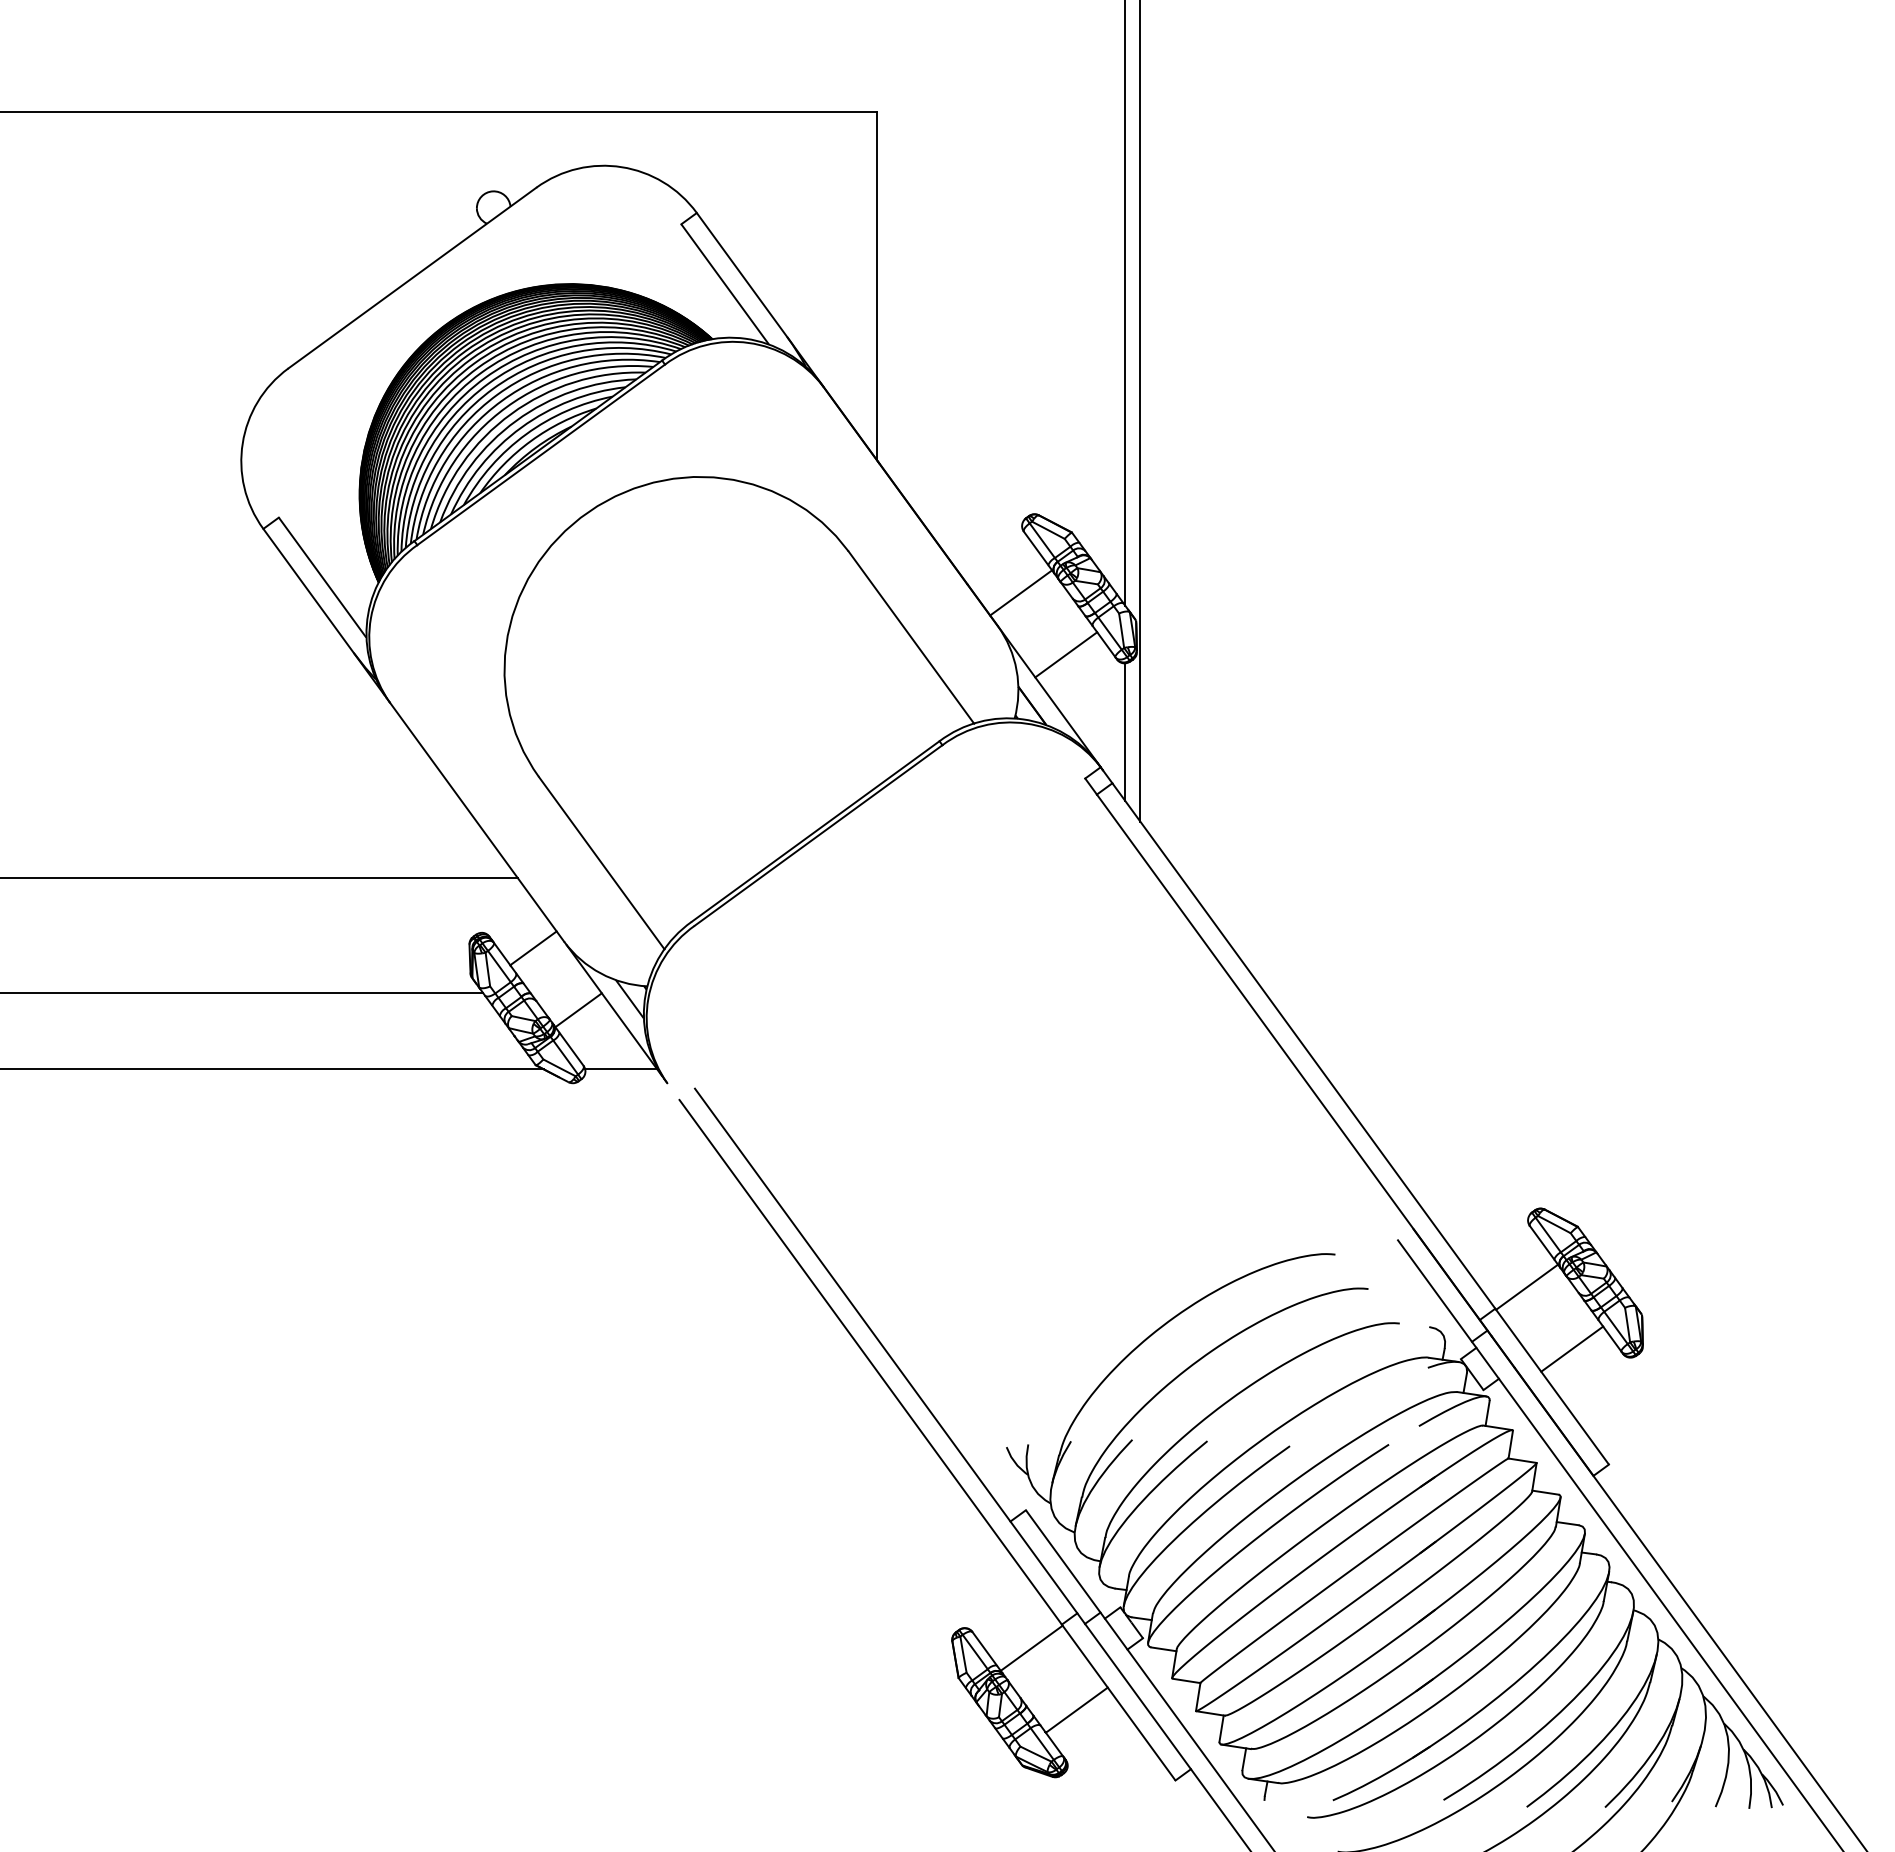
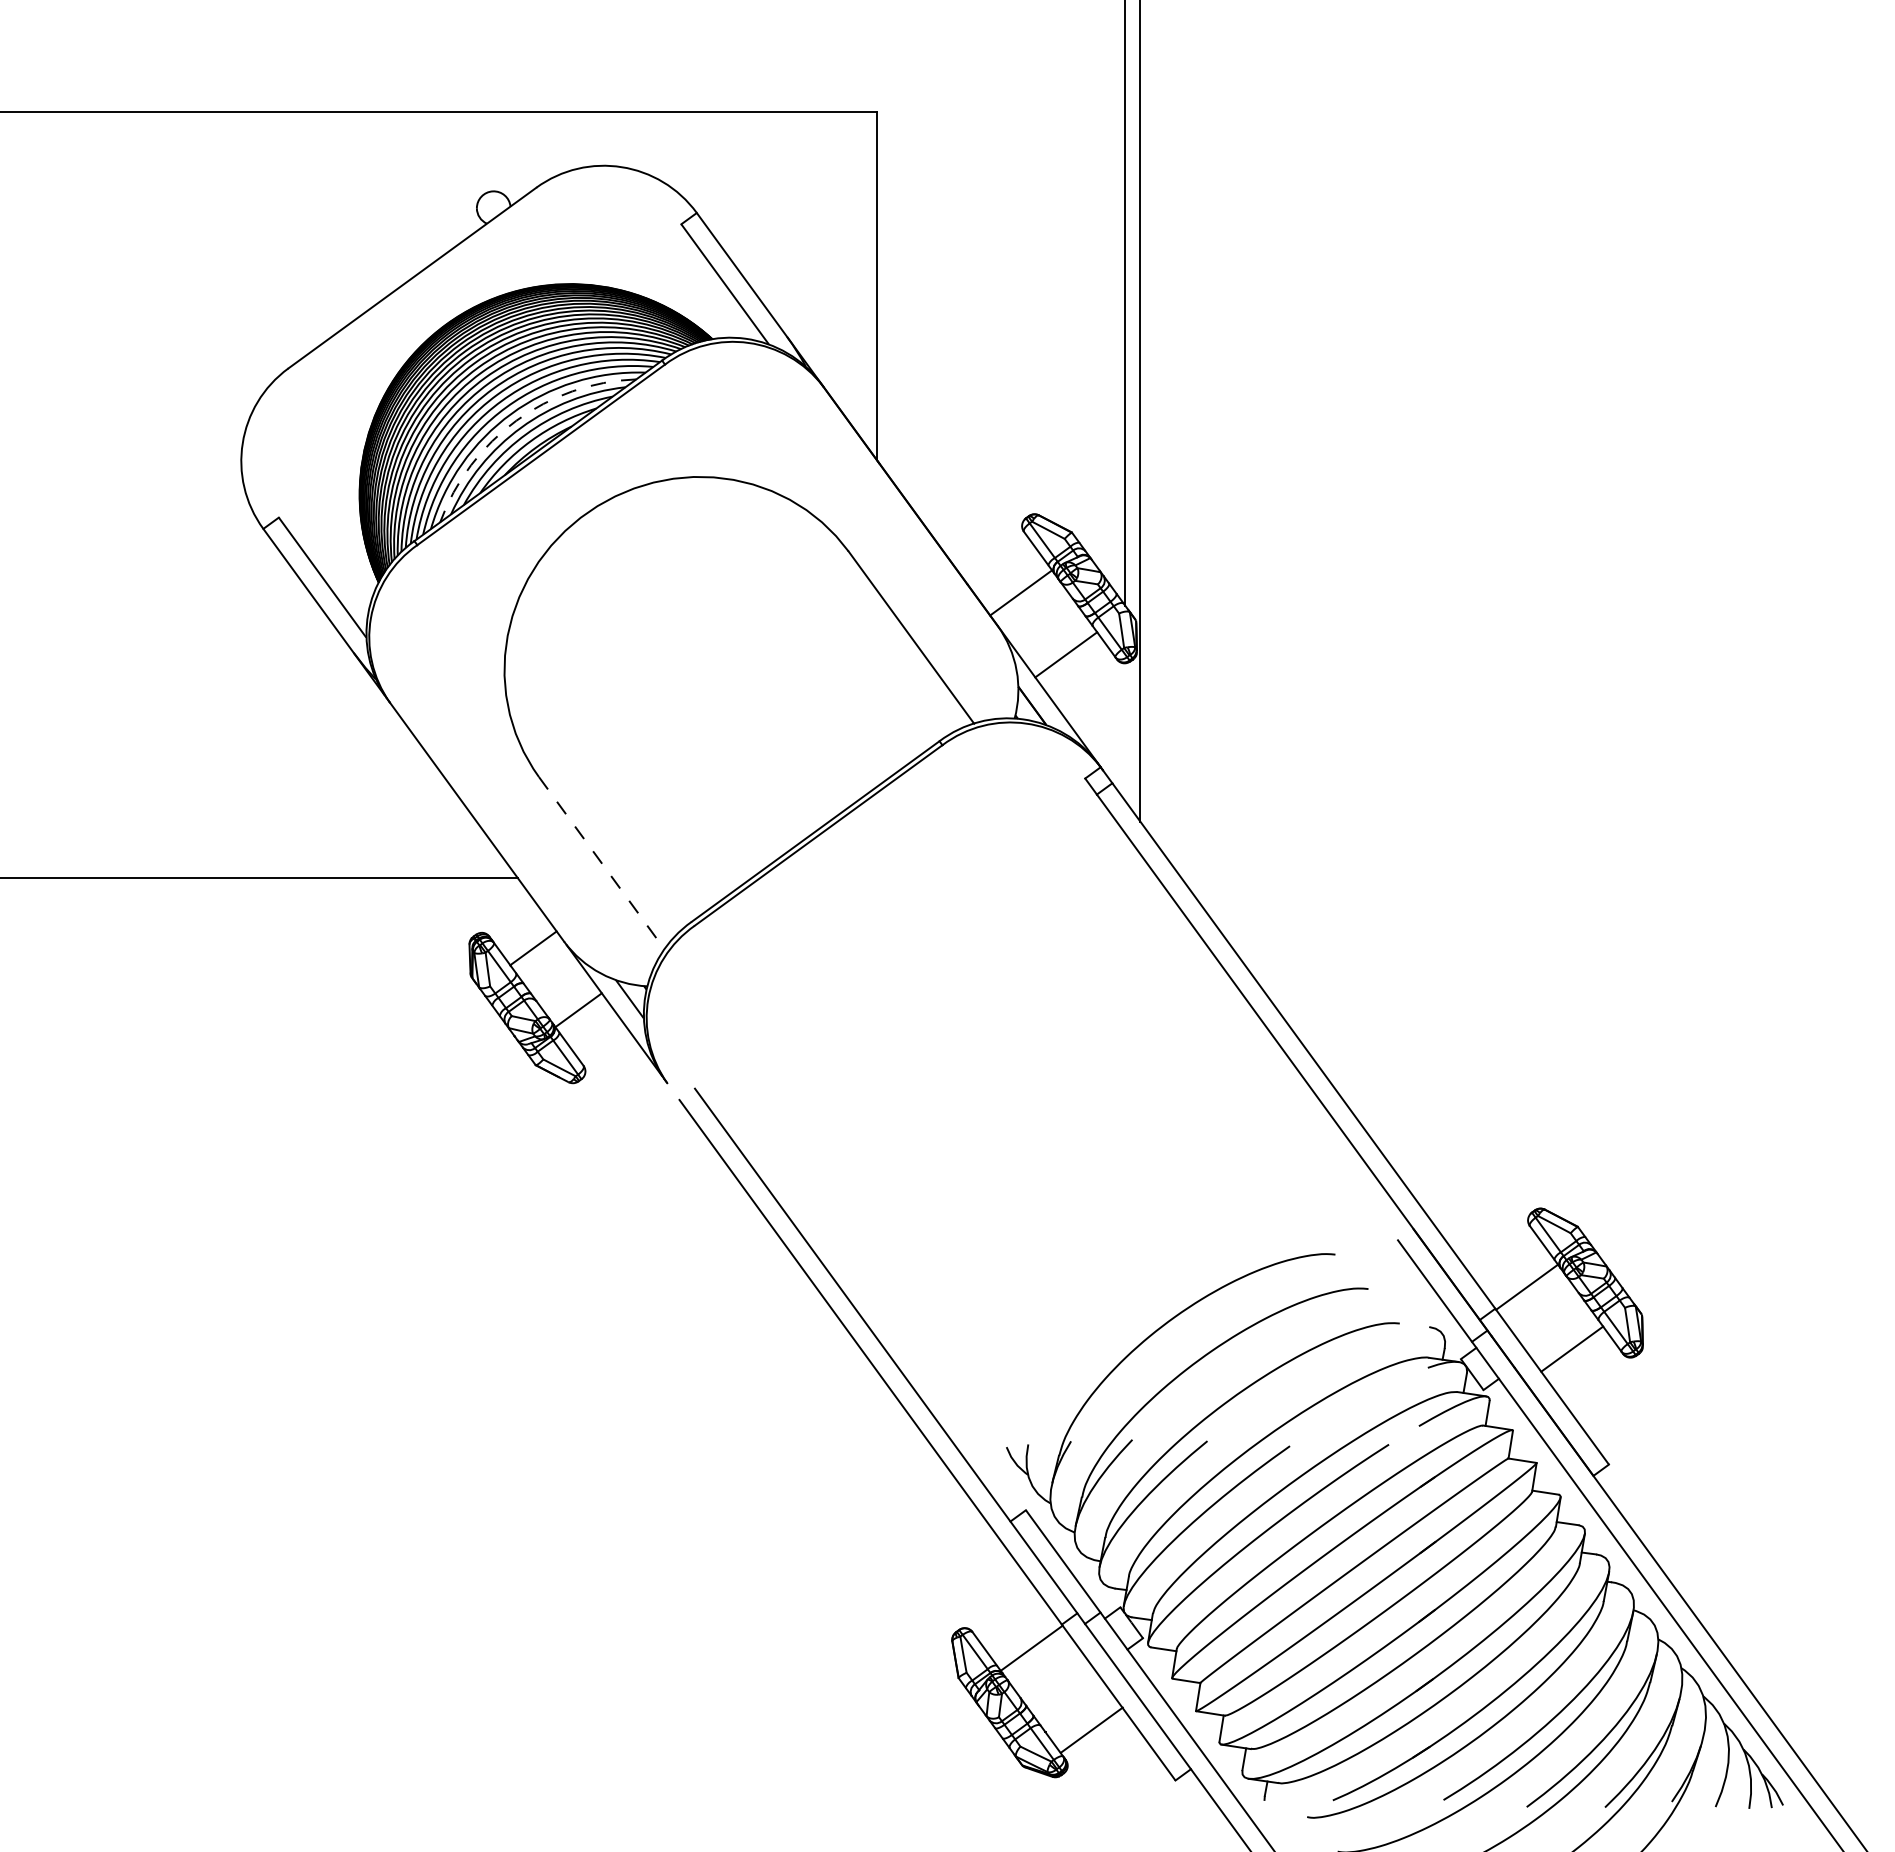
arc: solid -> dashed (516, 420)
line: present -> none (1125, 731)
line: solid -> dashed (601, 863)
line: present -> none (242, 992)
line: present -> none (272, 1069)
line: present -> none (621, 1069)
line position: (1076, 1709) -> (1091, 1729) (1091, 1729)
